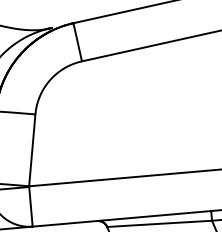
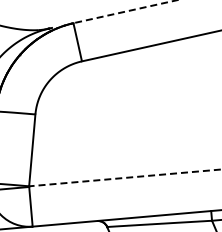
line: solid -> dashed (125, 11)
line: solid -> dashed (124, 177)
